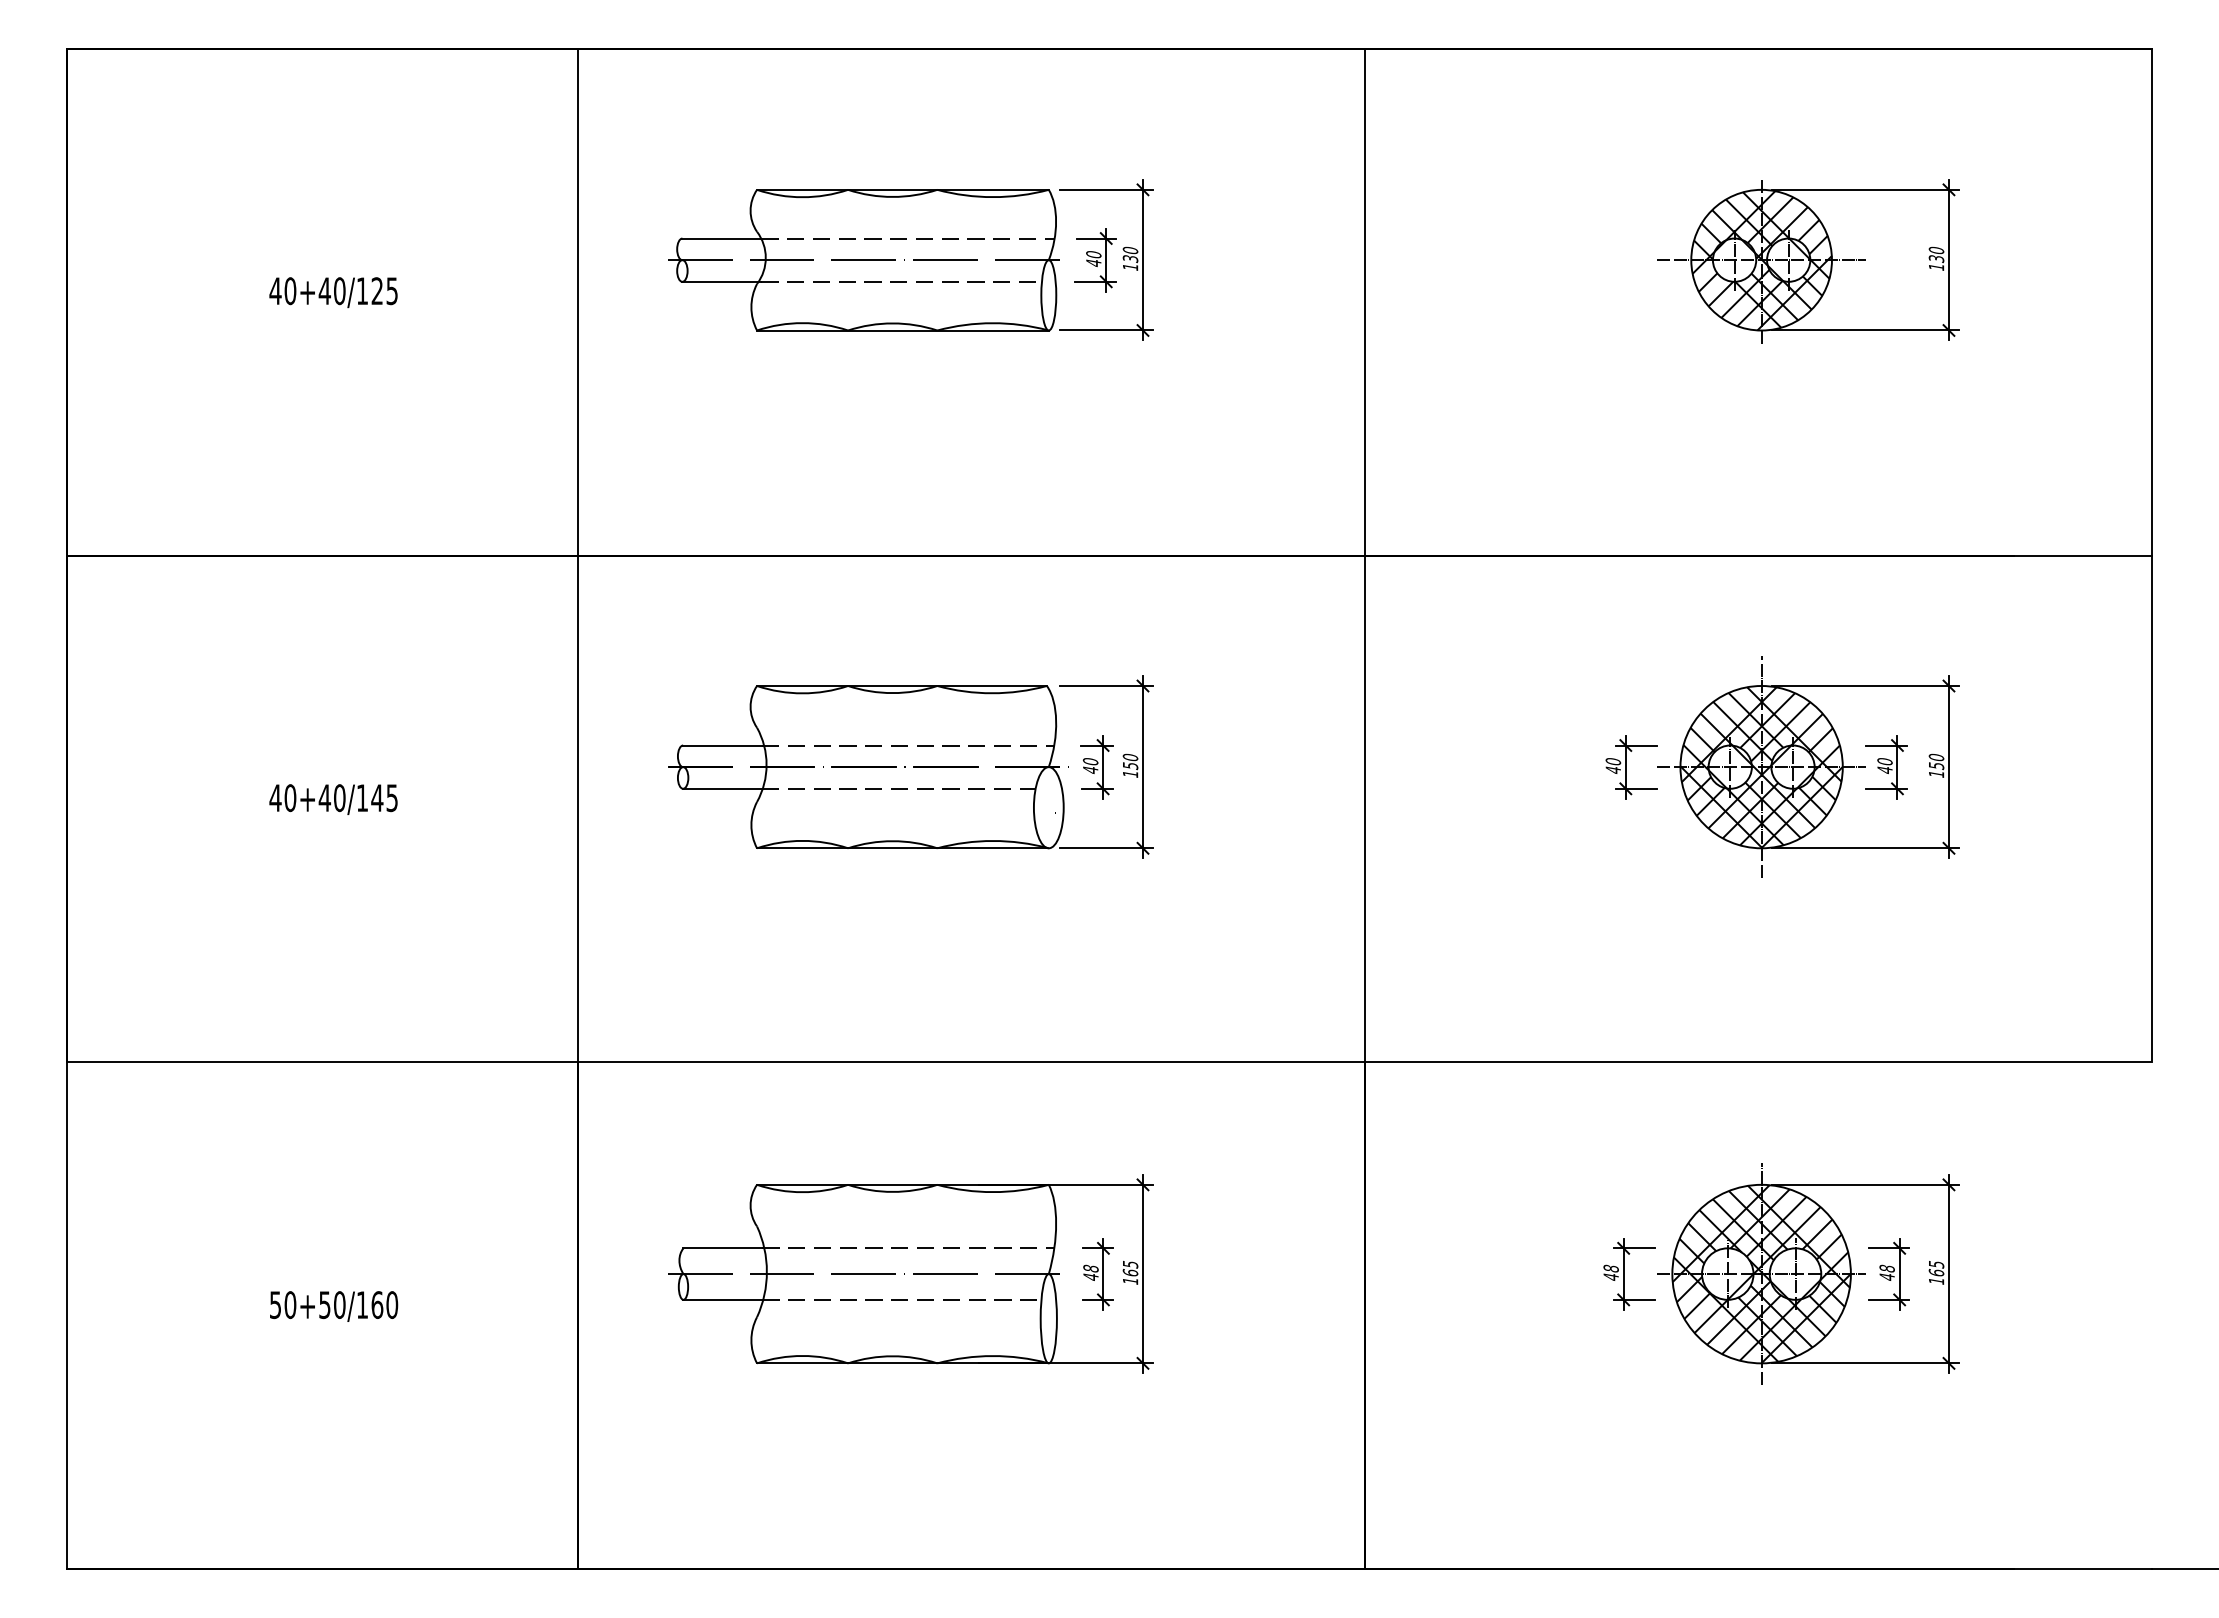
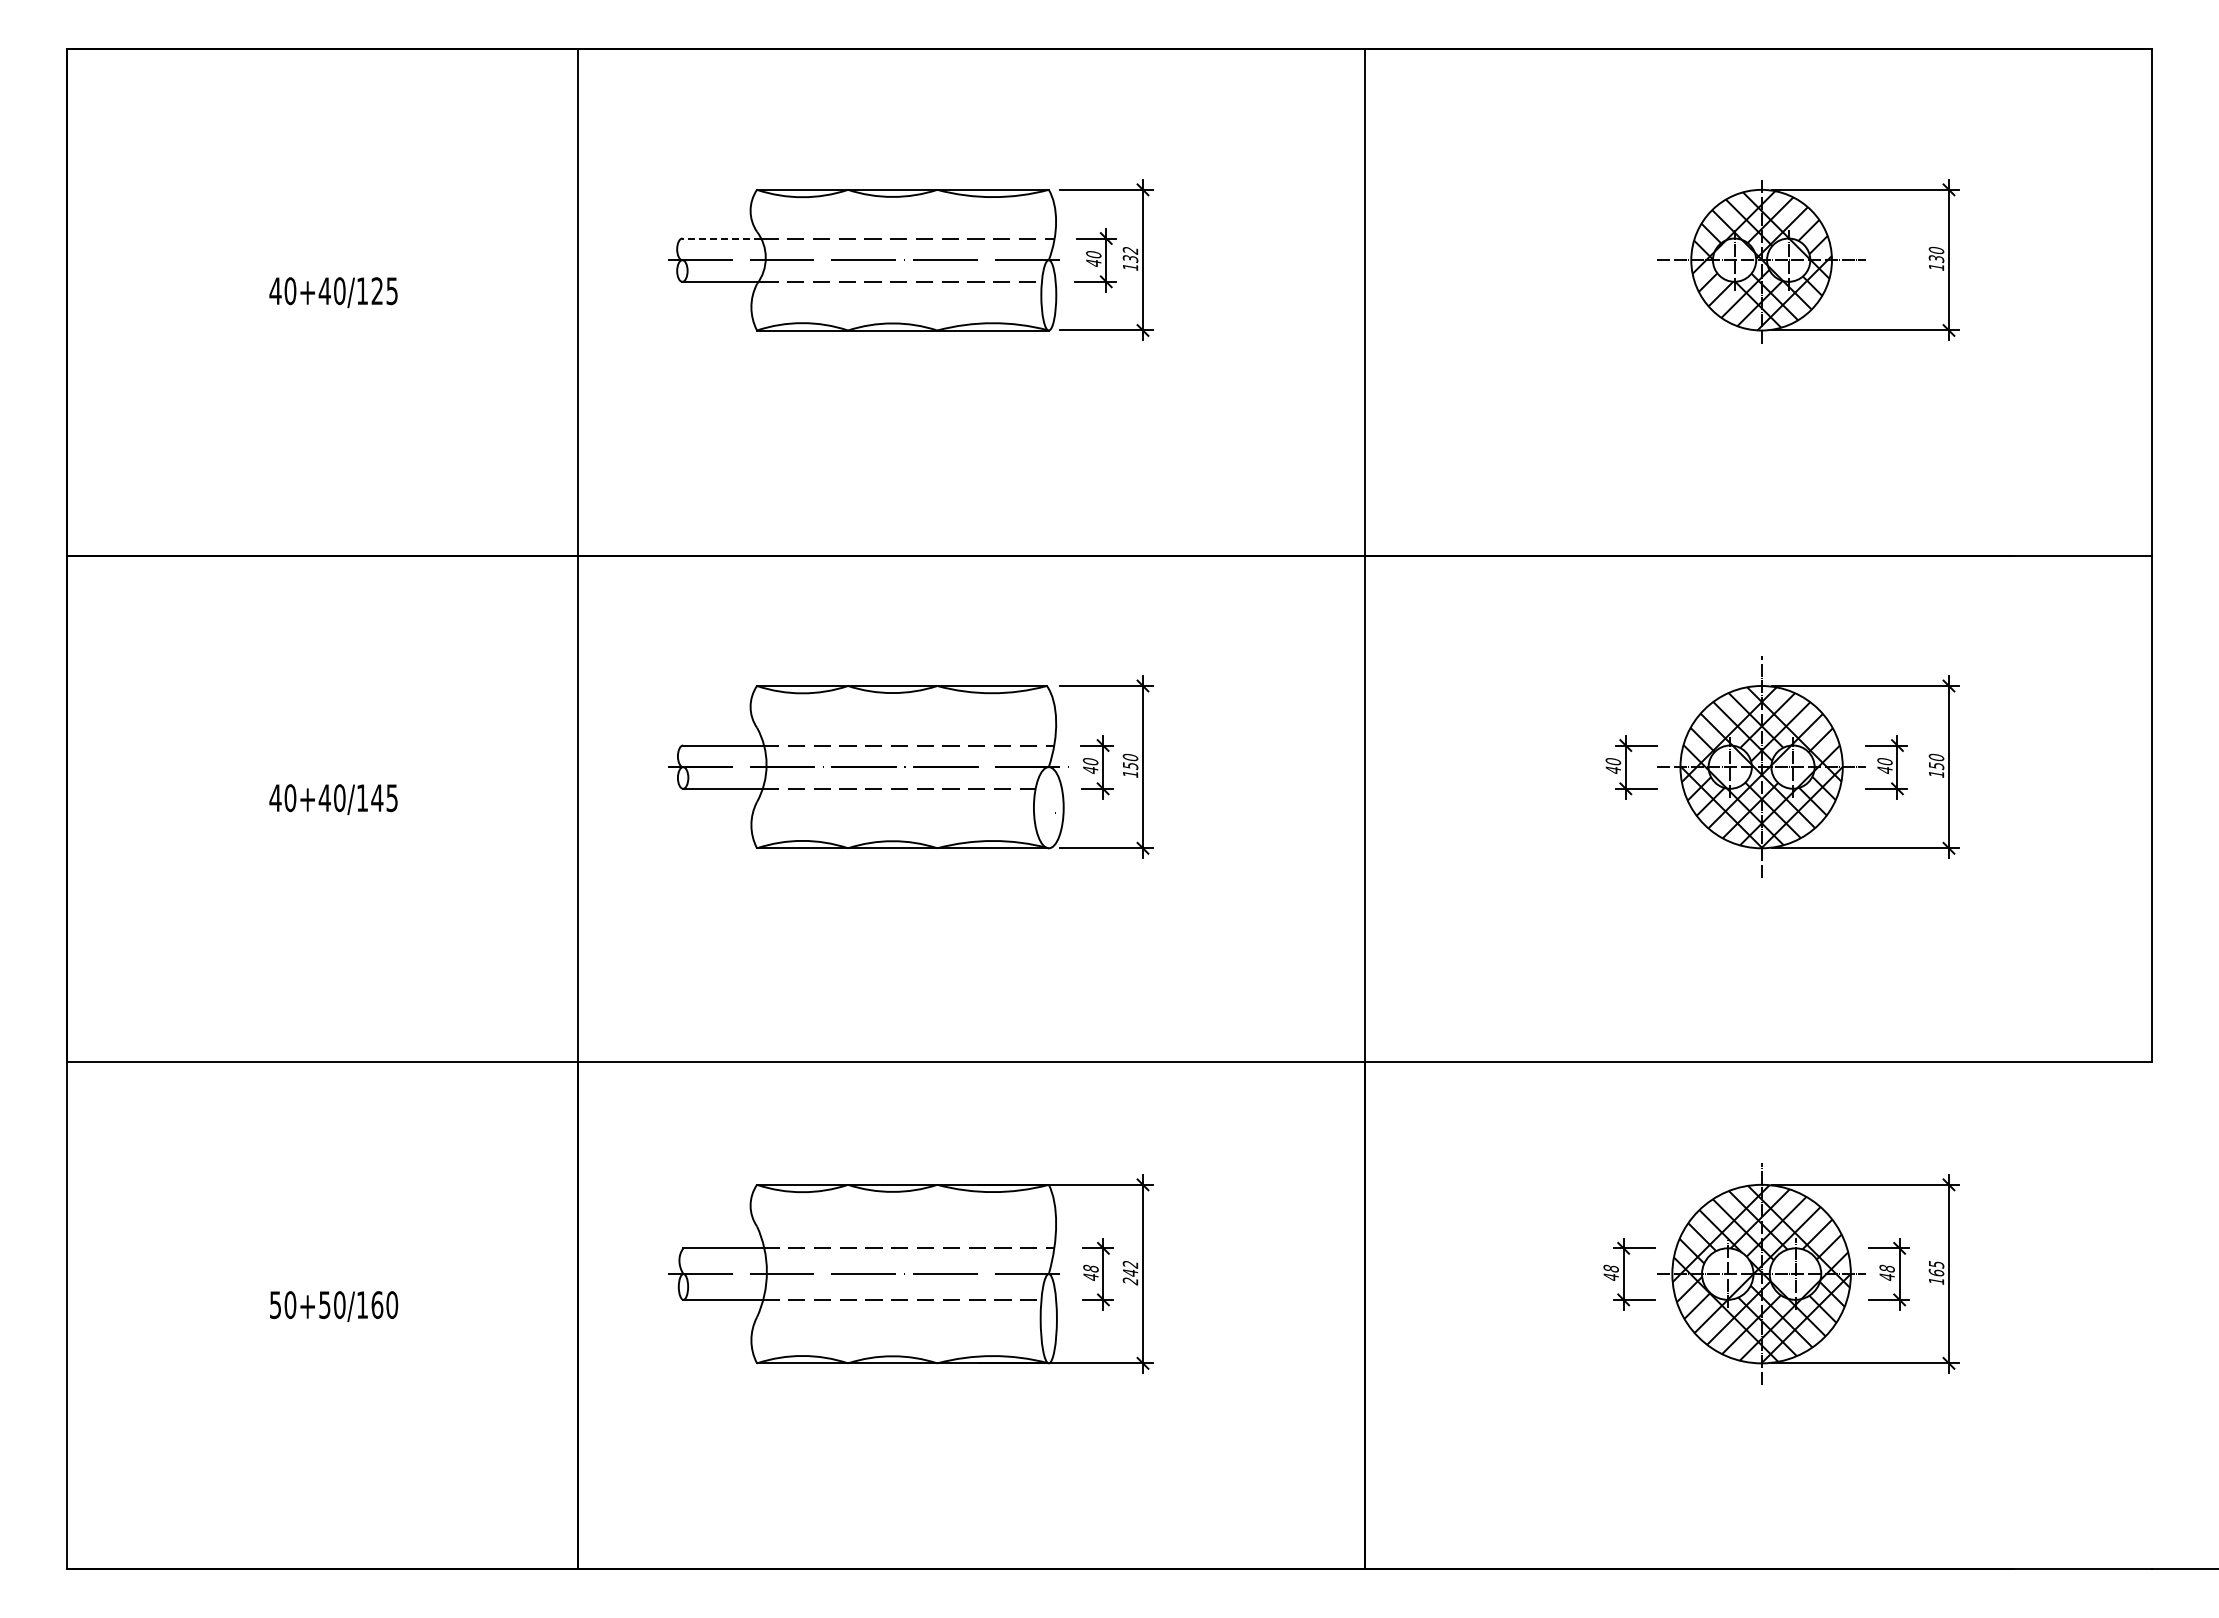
line: solid -> dashed (721, 238)
text: 130 -> 132 (1130, 250)
text: 165 -> 242 (1130, 1272)
